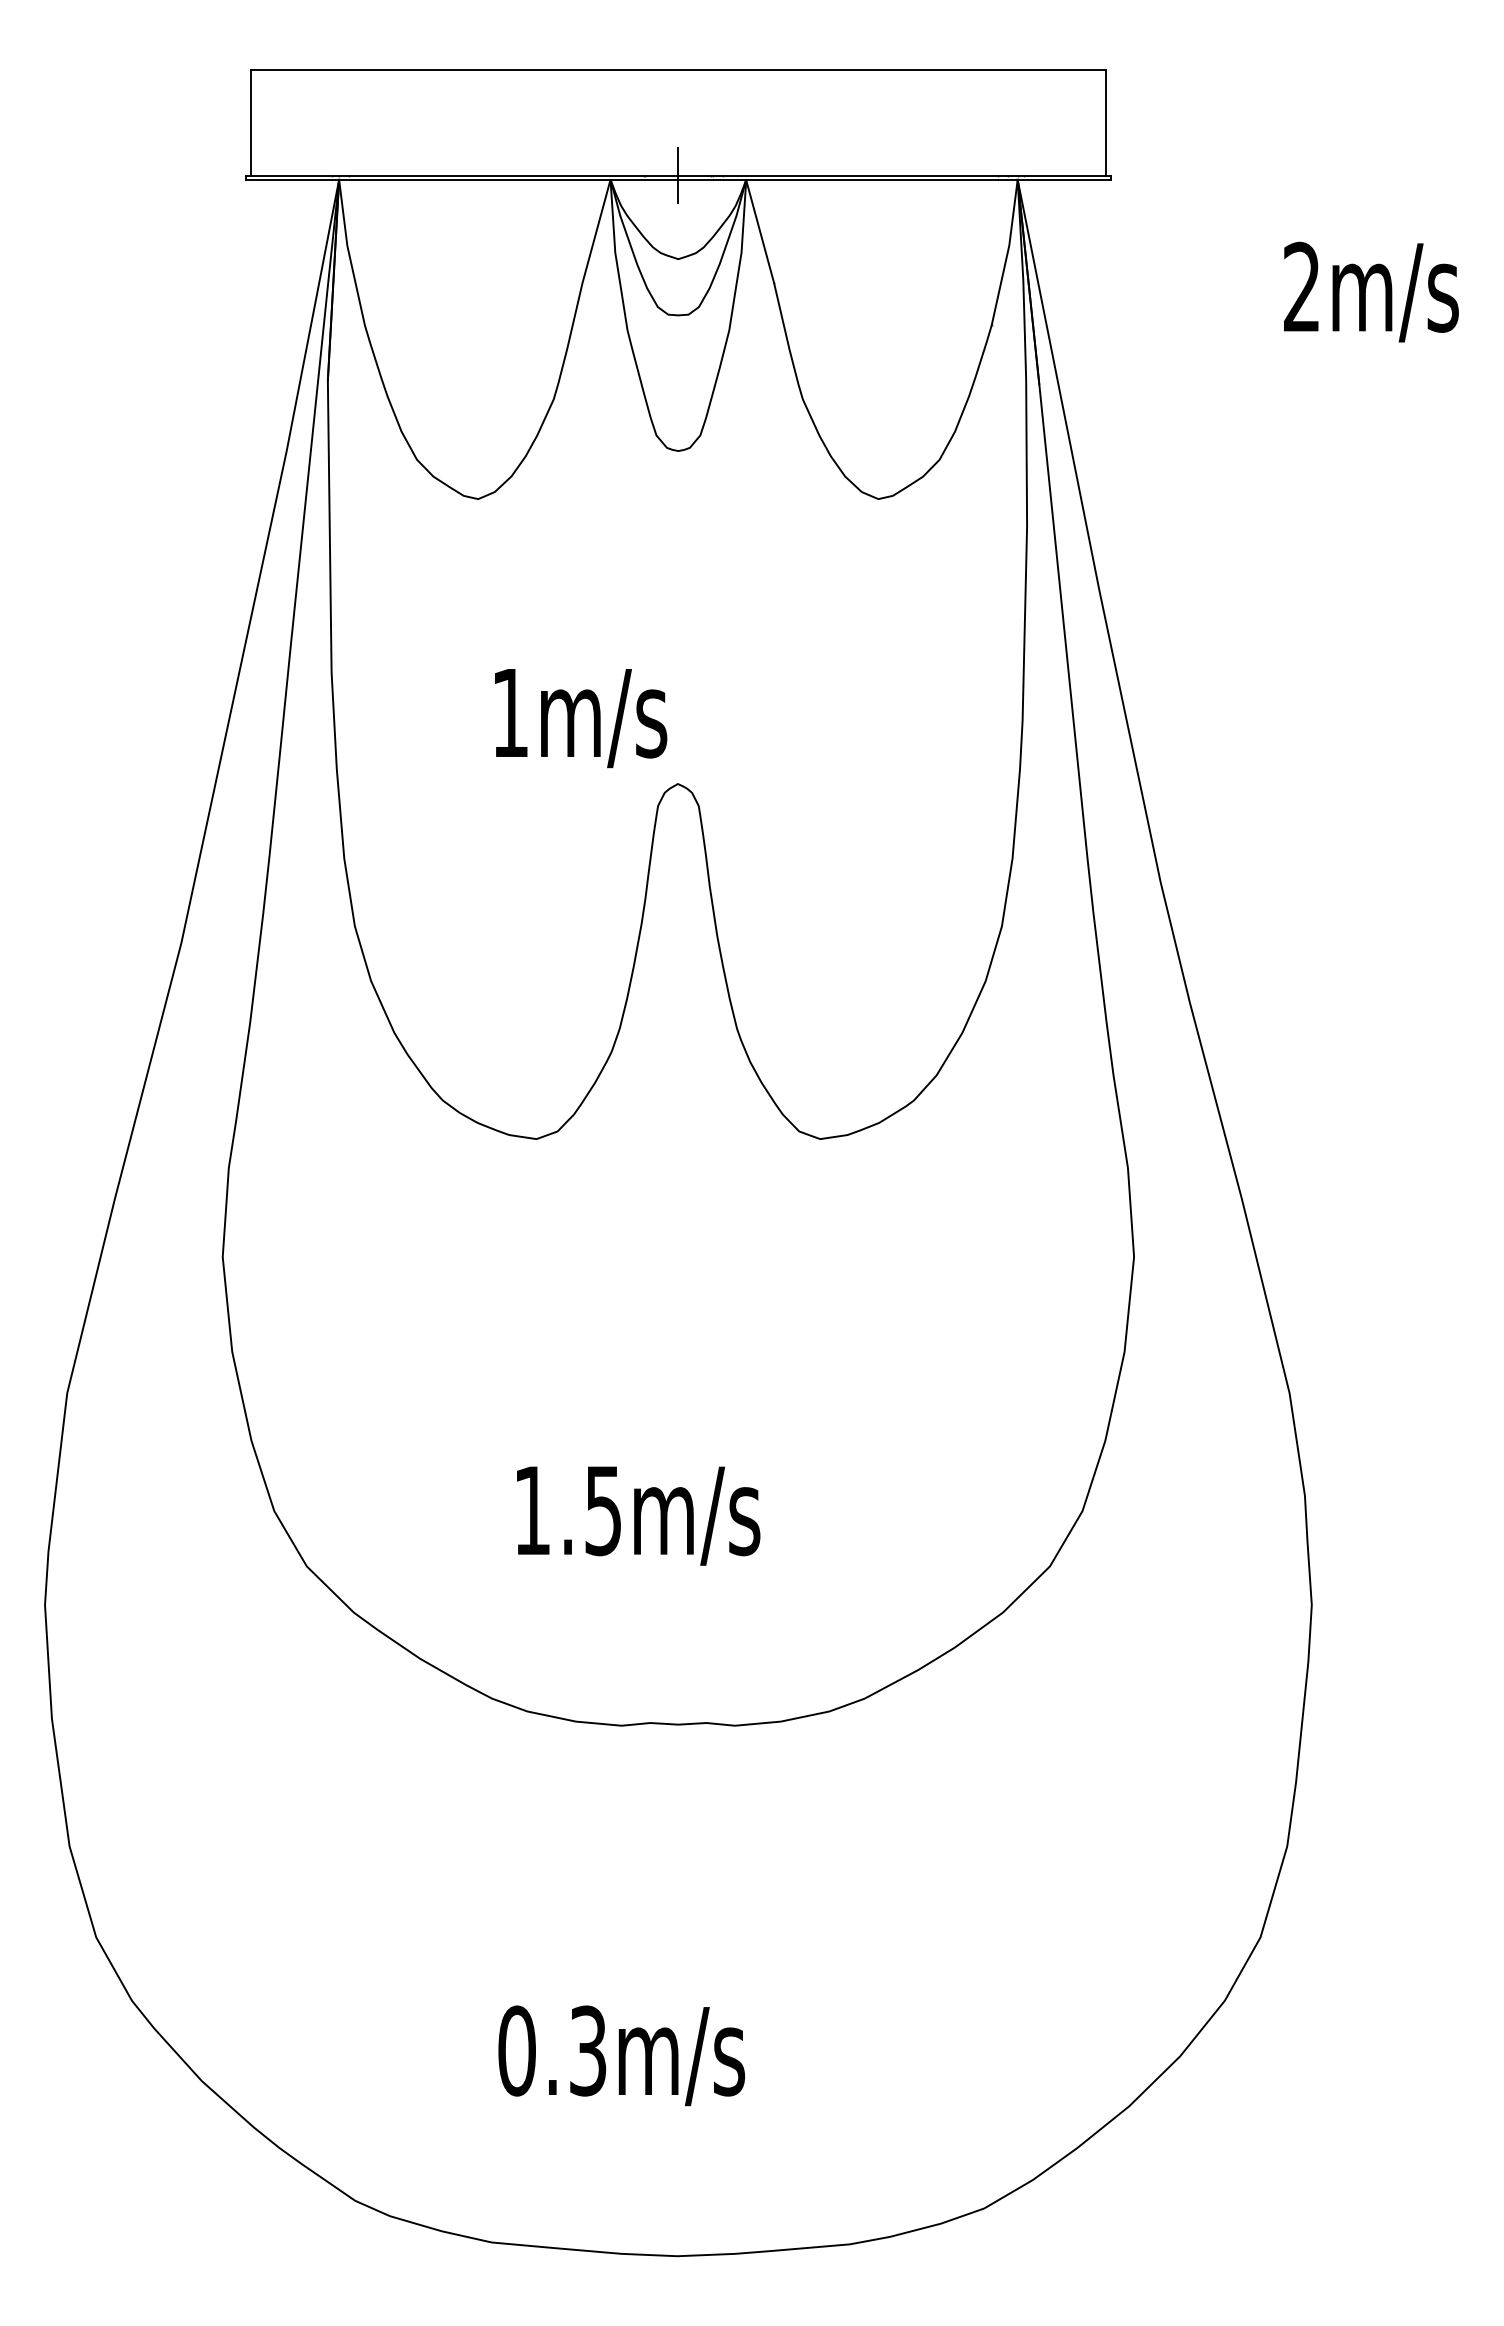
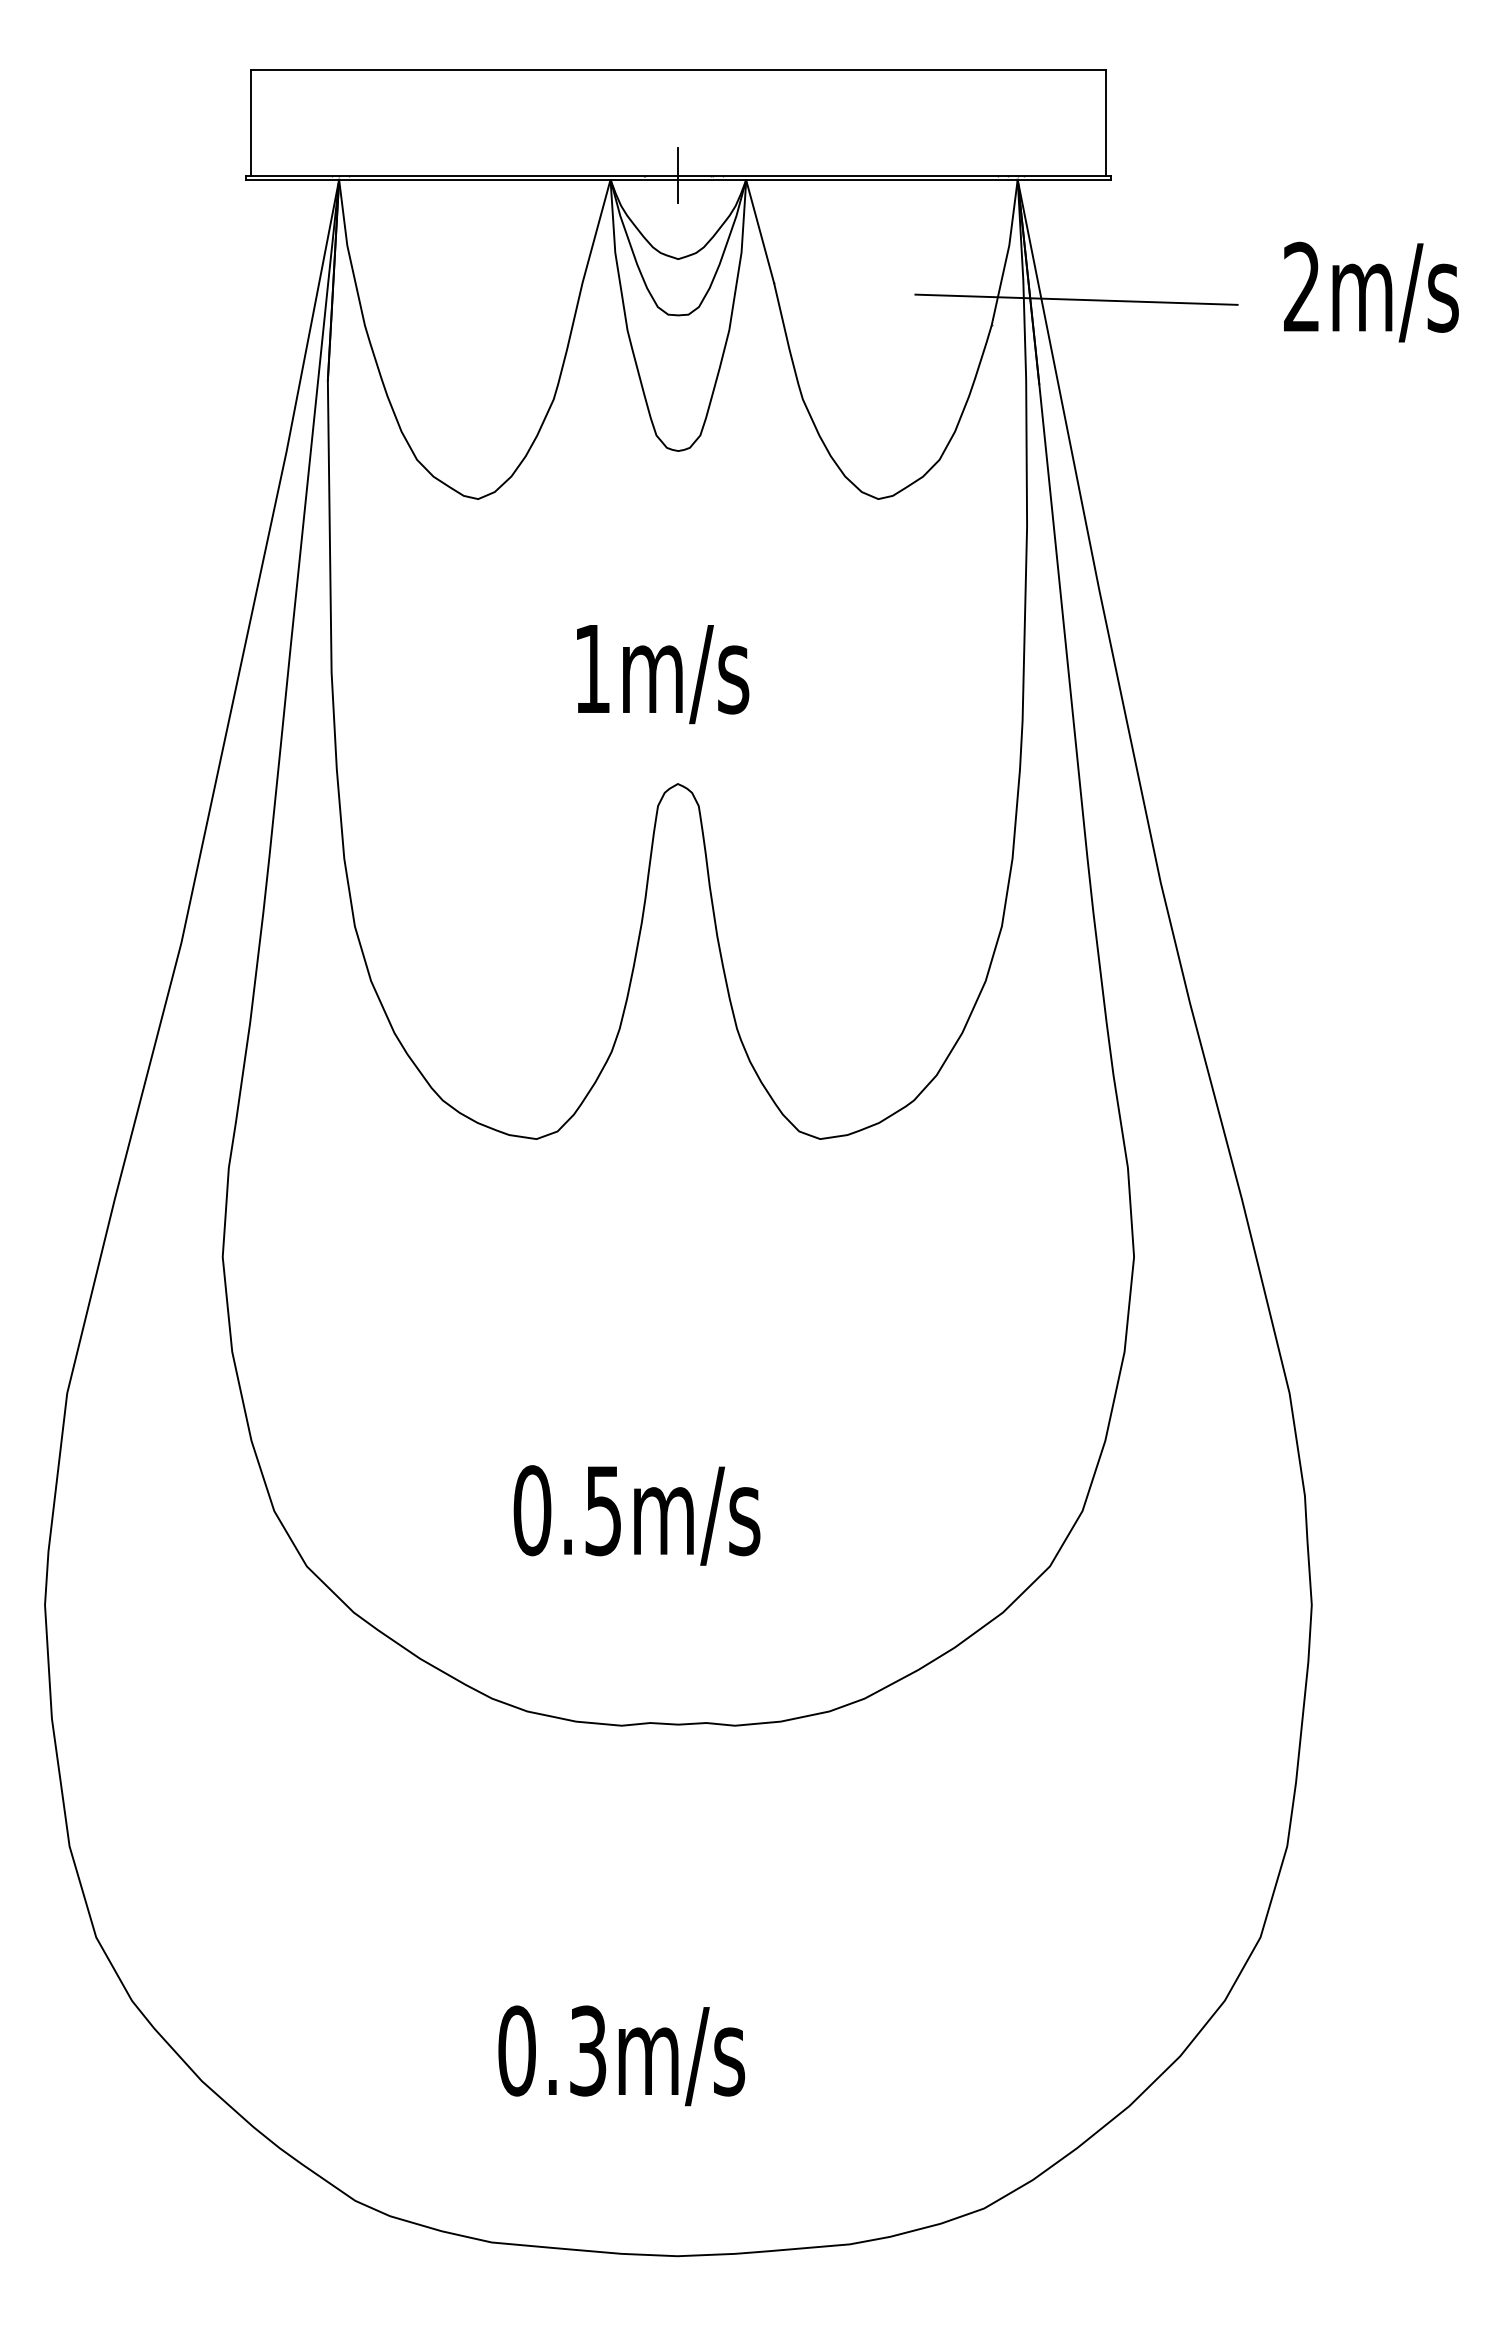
line: none -> present (1076, 299)
text position: (581, 718) -> (663, 674) (663, 674)
text: 1.5m/s -> 0.5m/s (532, 1510)
